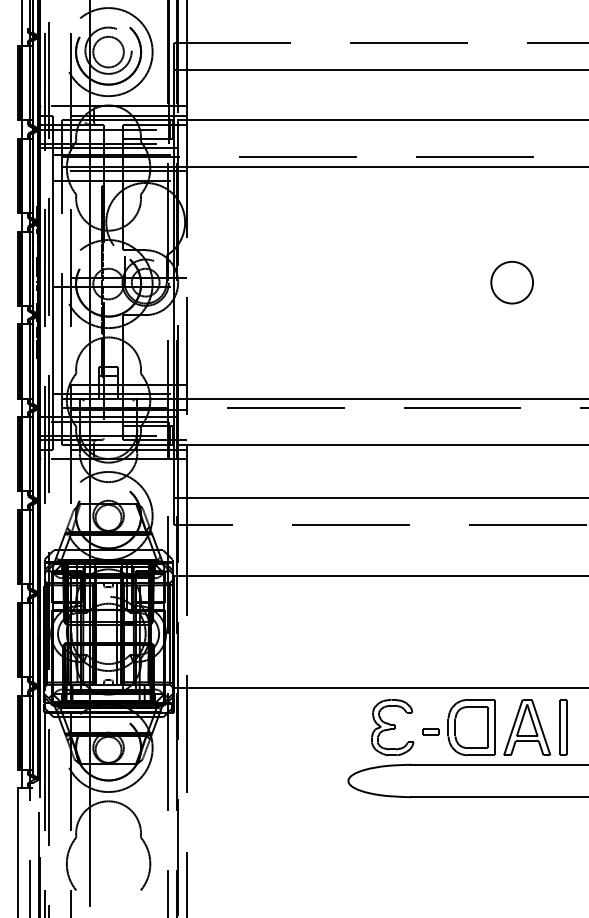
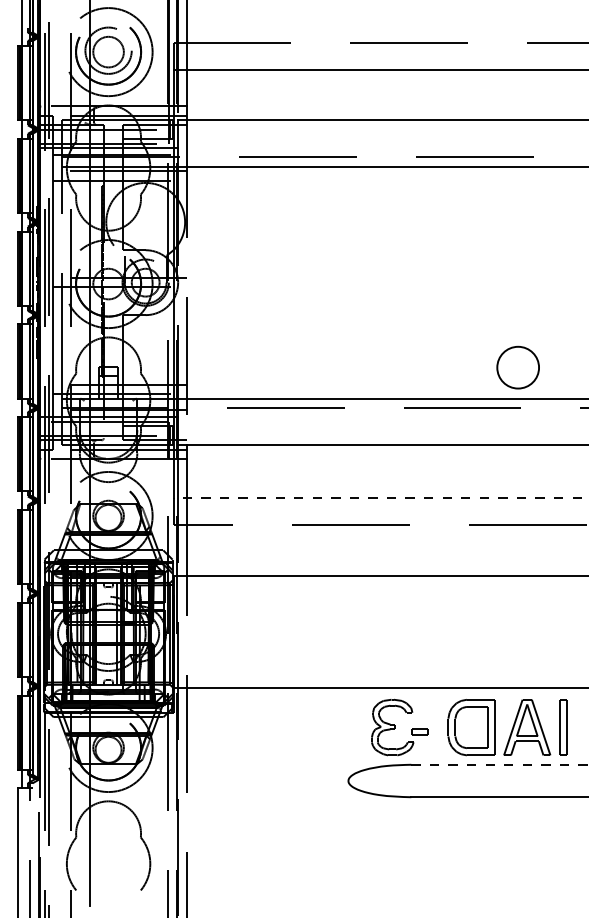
circle position: (511, 282) -> (517, 367) (517, 367)
line: solid -> dashed (380, 498)
part position: (430, 731) -> (419, 731) (419, 731)
line: solid -> dashed (500, 764)
